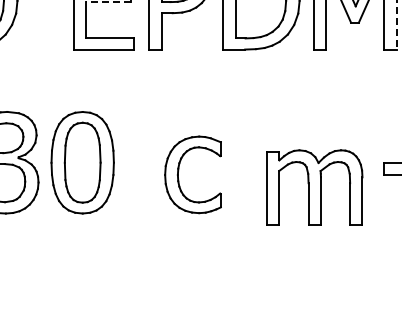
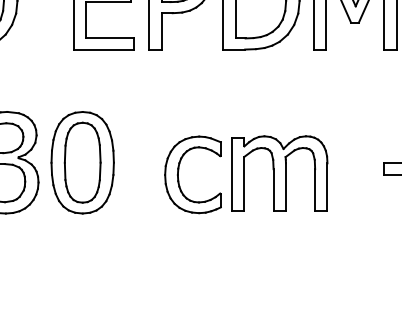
line: dashed -> solid (108, 1)
line: dashed -> solid (397, 25)
part position: (314, 187) -> (279, 173) (279, 173)
